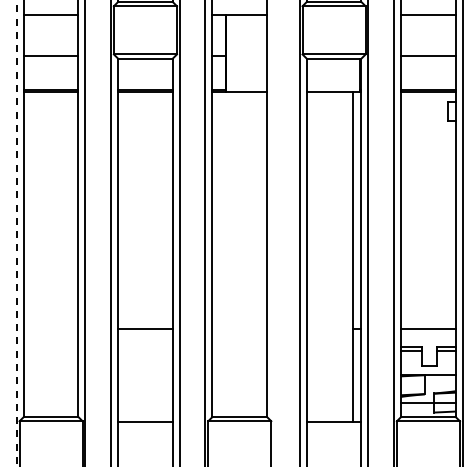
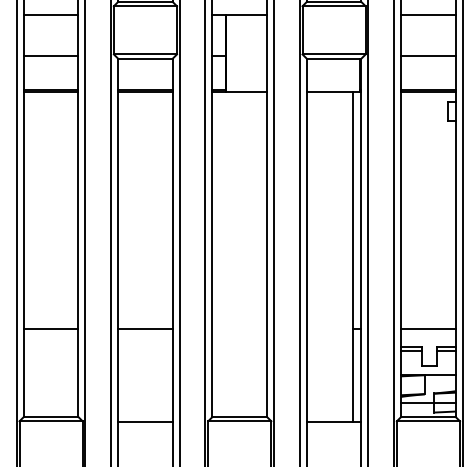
line: none -> present (274, 232)
line: dashed -> solid (16, 233)
line: none -> present (50, 329)
